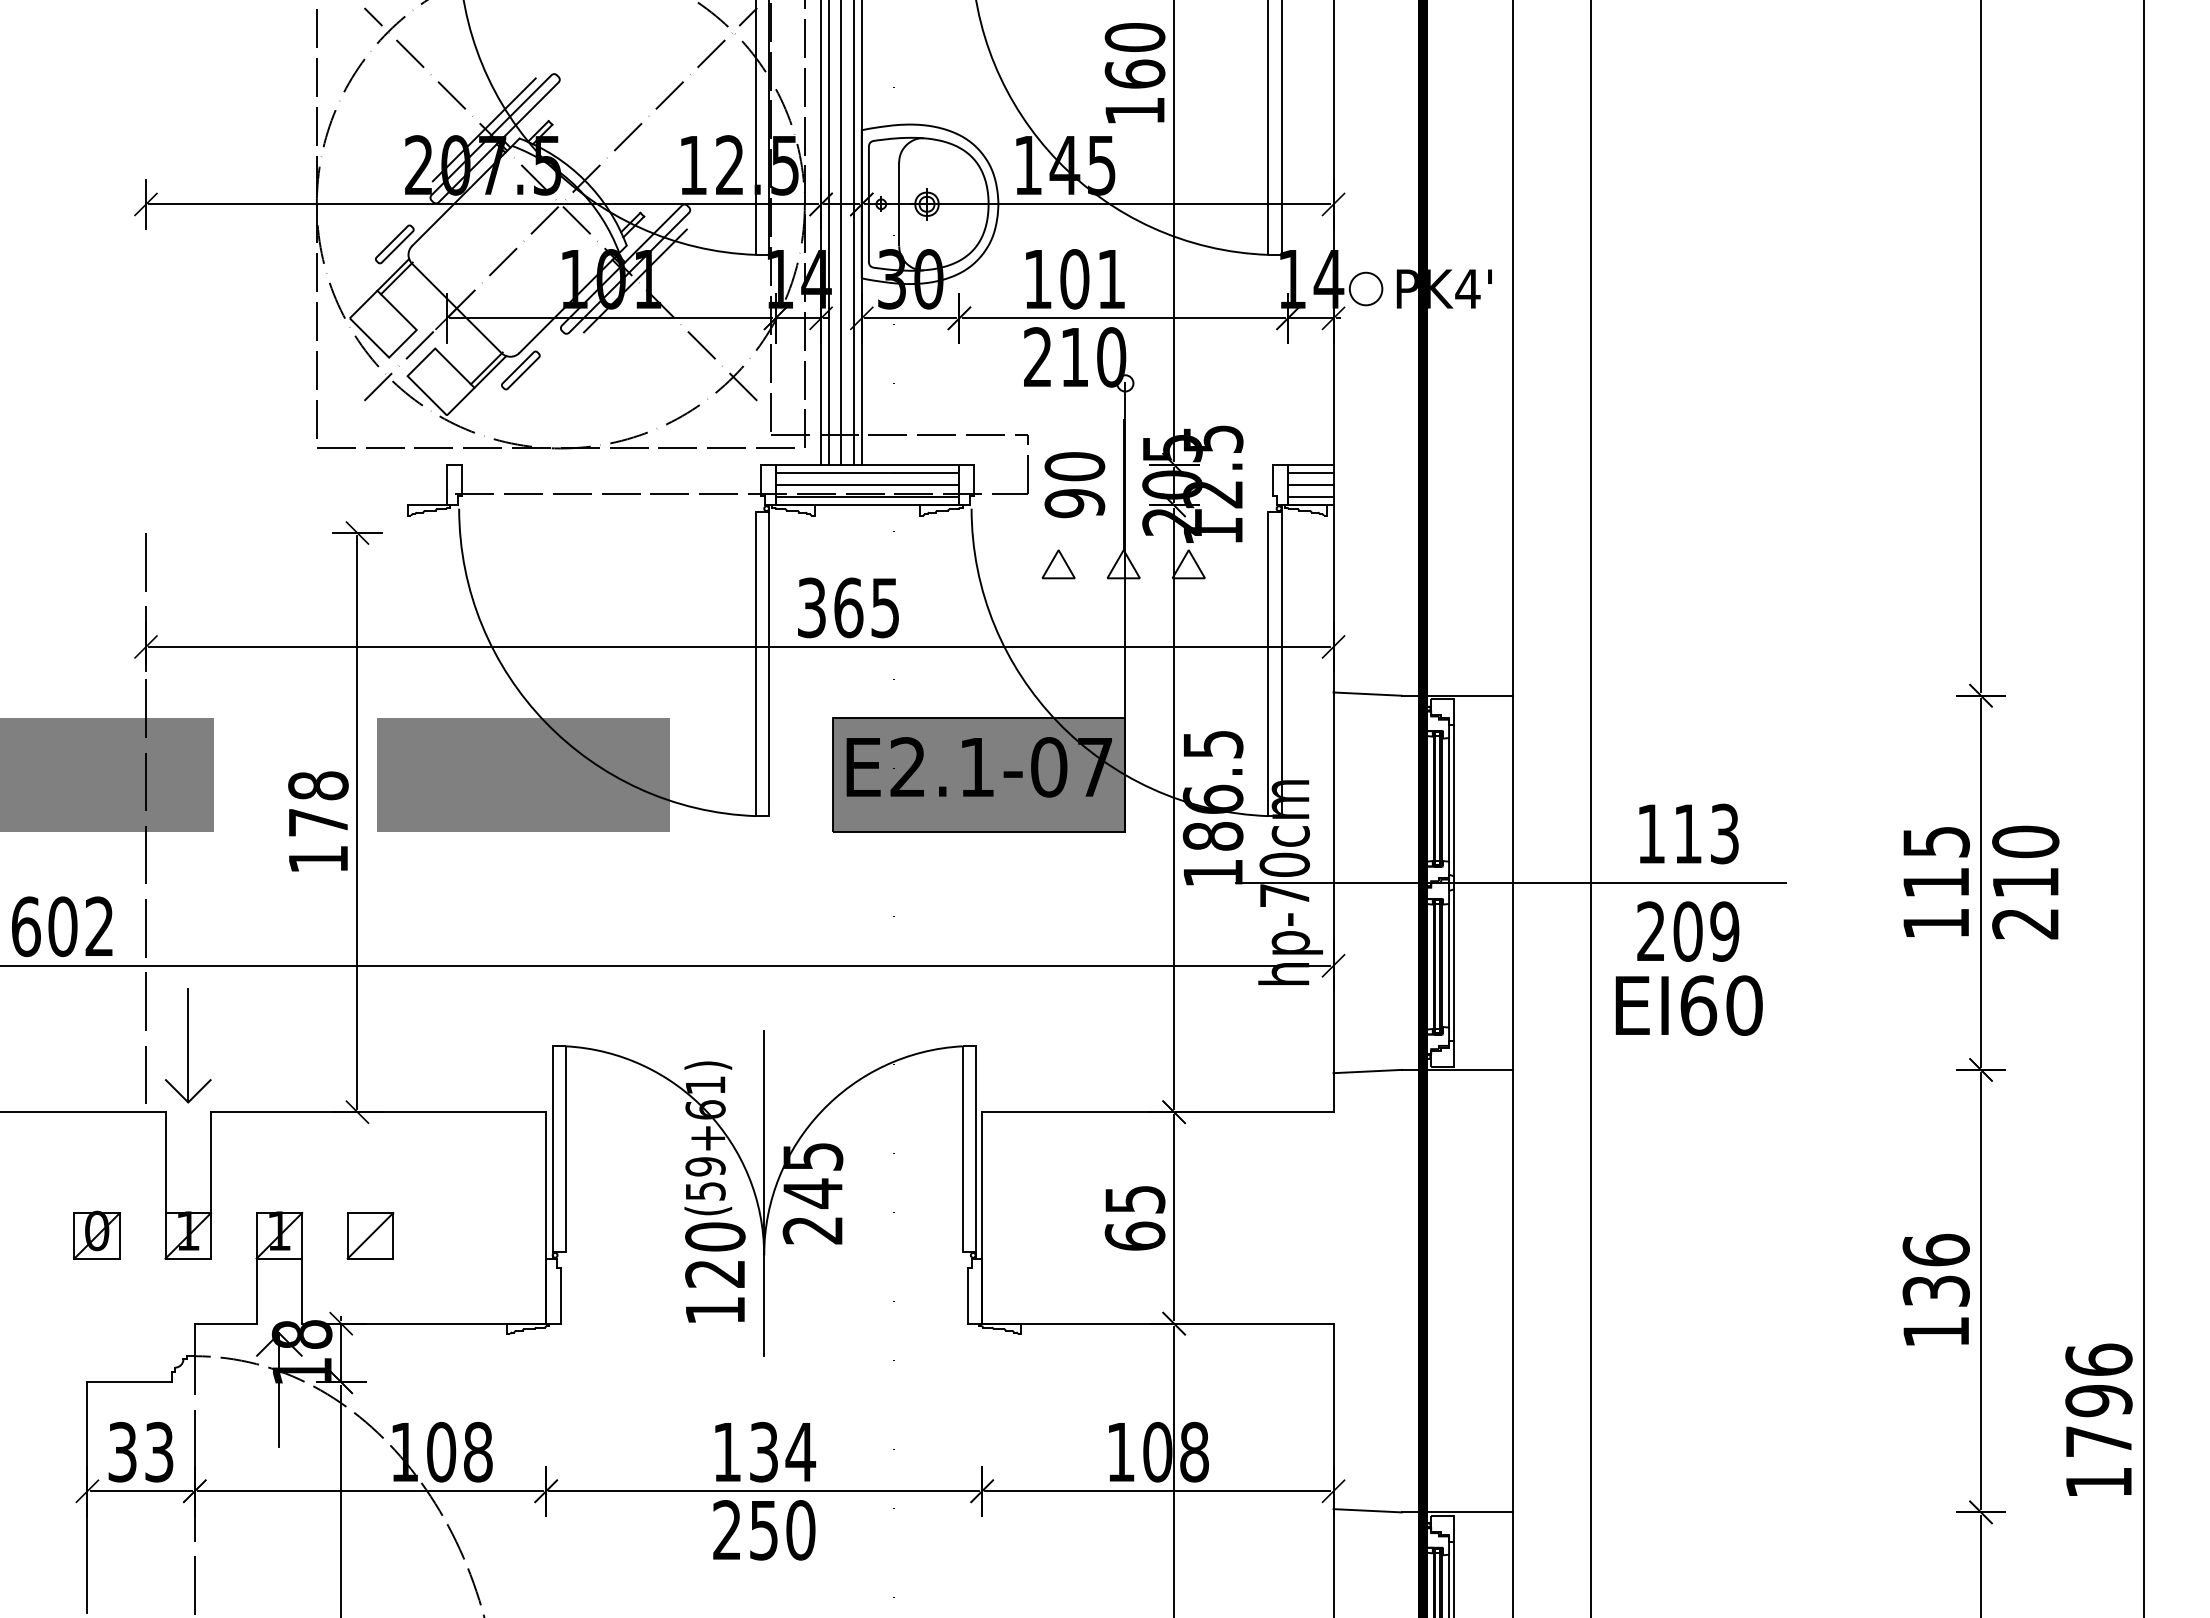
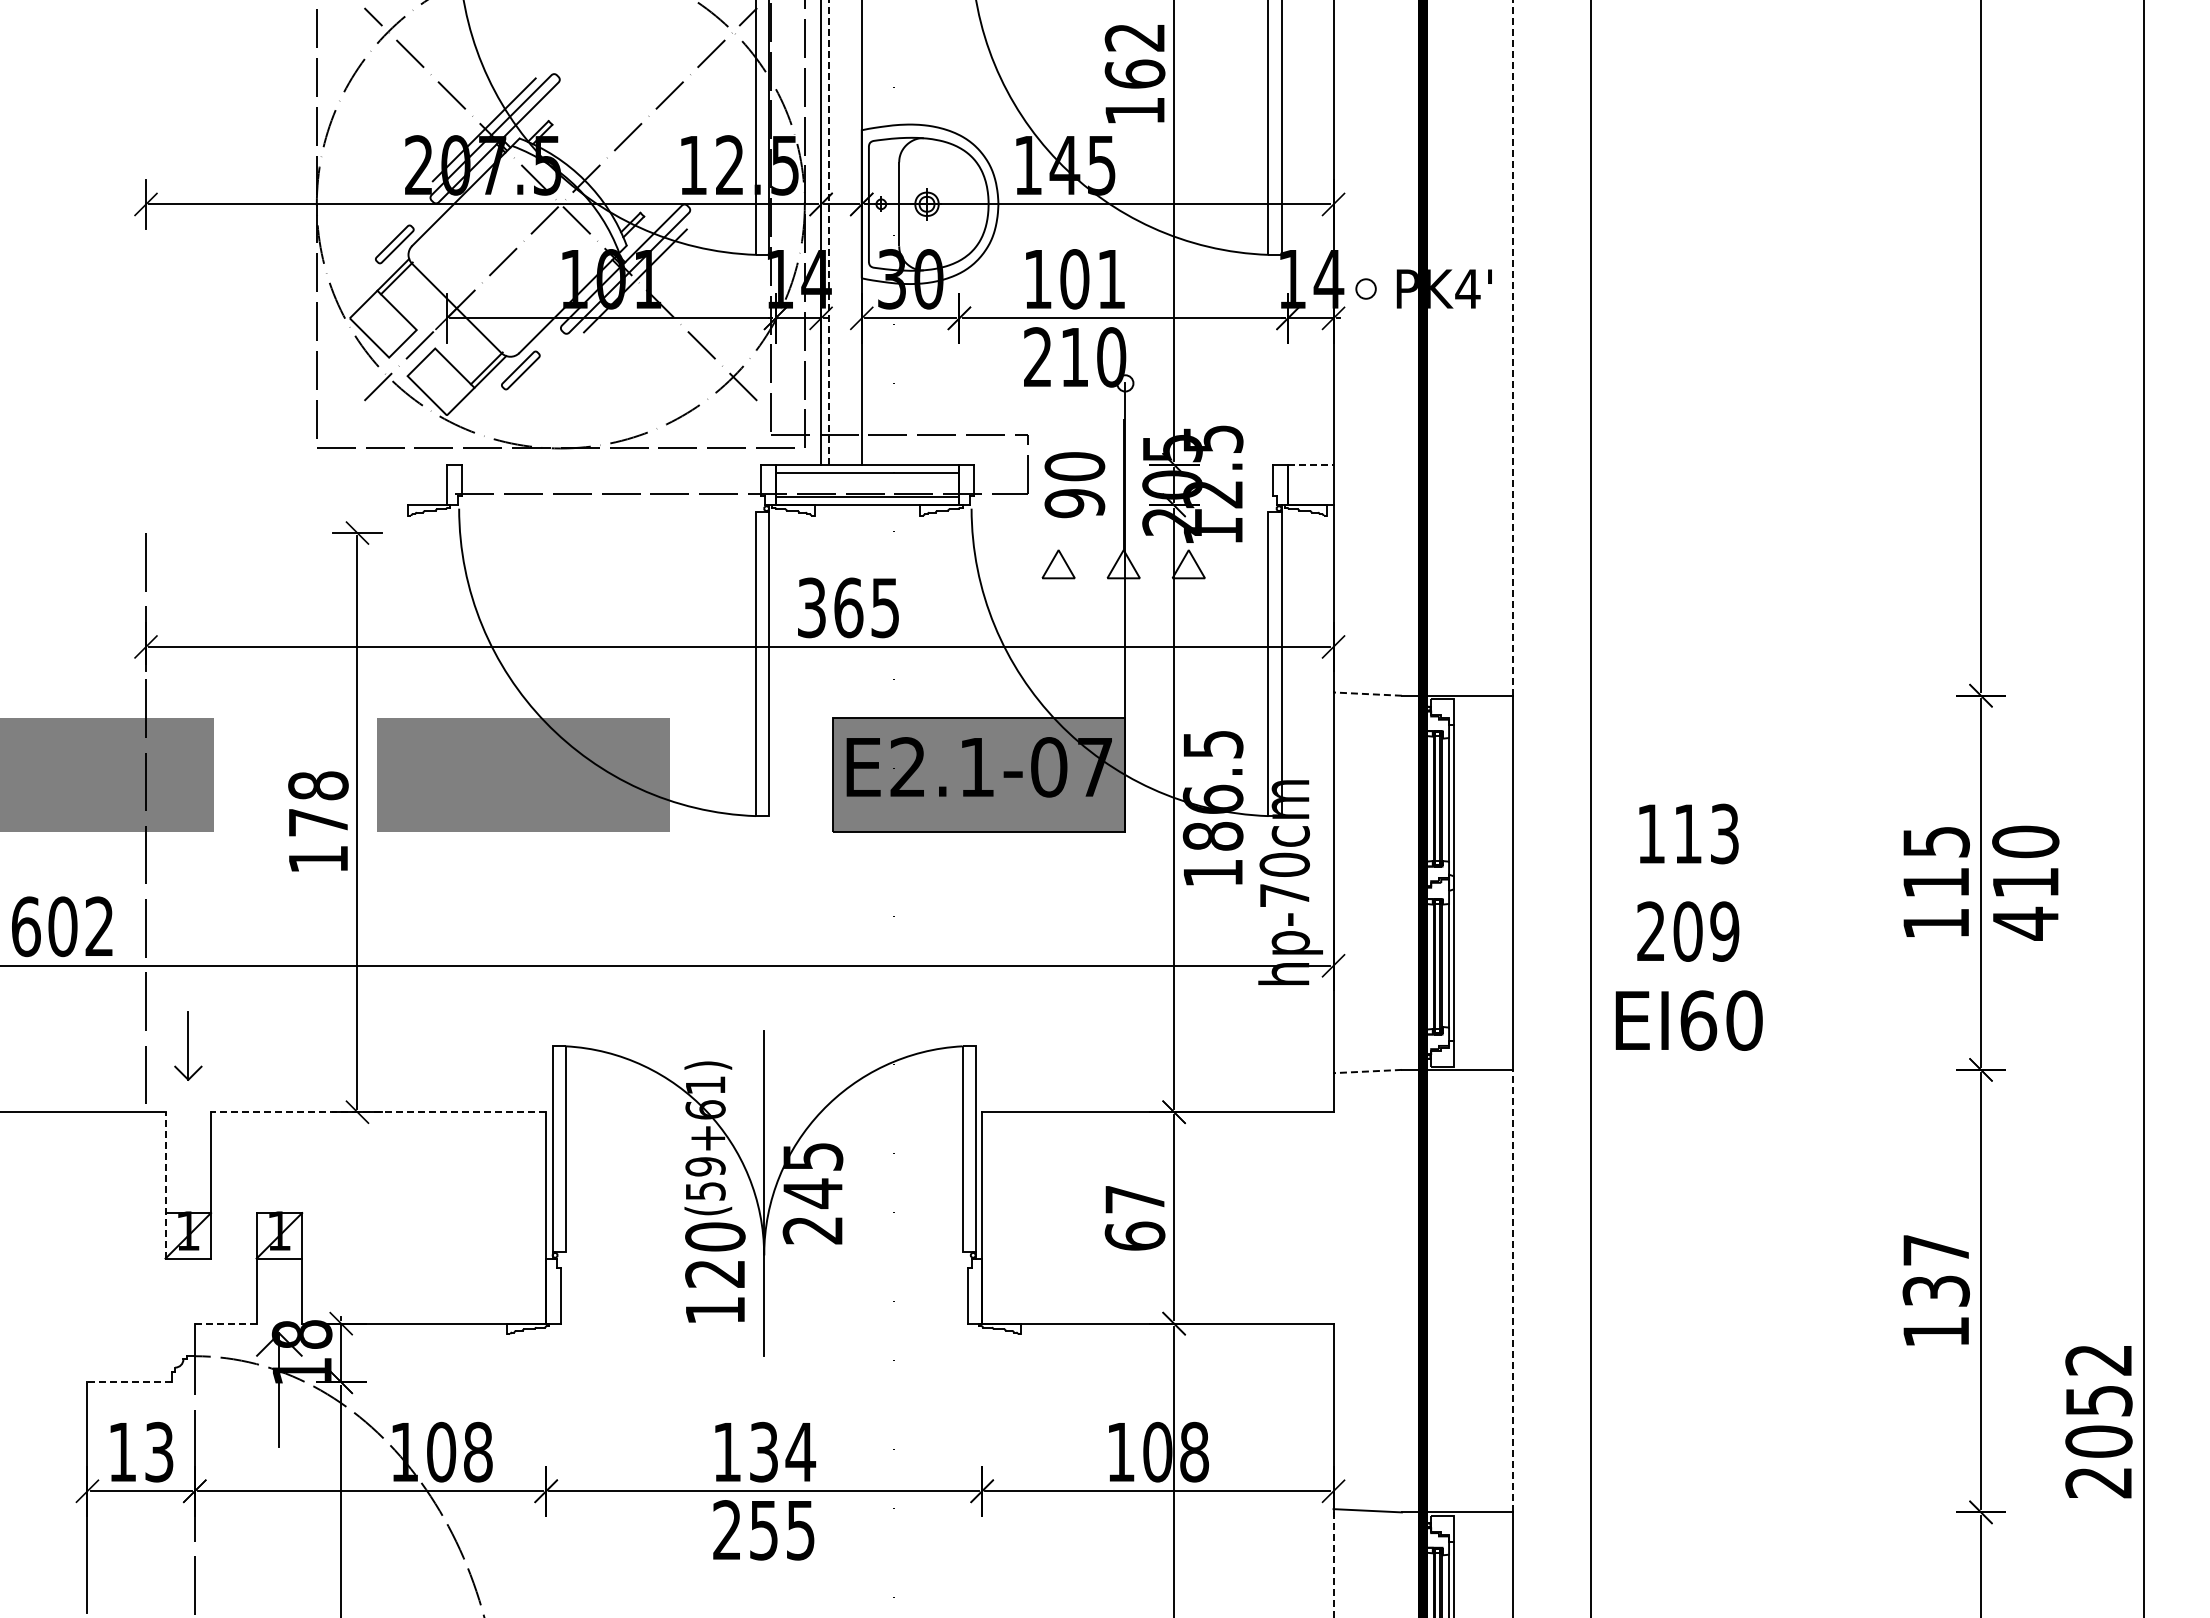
text: 160 -> 162 (1134, 37)
line: solid -> dashed (829, 231)
line: present -> none (841, 233)
line: present -> none (853, 233)
circle diameter: 33 px -> 20 px (1365, 288)
line: solid -> dashed (1512, 347)
line: solid -> dashed (1310, 464)
line: present -> none (1310, 472)
line: present -> none (867, 485)
line: present -> none (1310, 485)
line: present -> none (1310, 497)
line: solid -> dashed (1367, 694)
line: present -> none (1510, 882)
text: 210 -> 410 (2025, 923)
text position: (1688, 1005) -> (1688, 1020) (1688, 1020)
part size: 47x116 px -> 29x70 px (188, 1045)
line: solid -> dashed (1367, 1071)
line: solid -> dashed (378, 1112)
line: solid -> dashed (165, 1184)
text: 65 -> 67 (1135, 1199)
part: present -> none (96, 1234)
part: present -> none (370, 1235)
text: 136 -> 137 (1935, 1249)
line: solid -> dashed (1512, 1290)
line: solid -> dashed (225, 1323)
line: solid -> dashed (129, 1382)
text: 1796 -> 2052 (2098, 1420)
text: 33 -> 13 (122, 1451)
text: 250 -> 255 (800, 1530)
line: solid -> dashed (1333, 1563)
